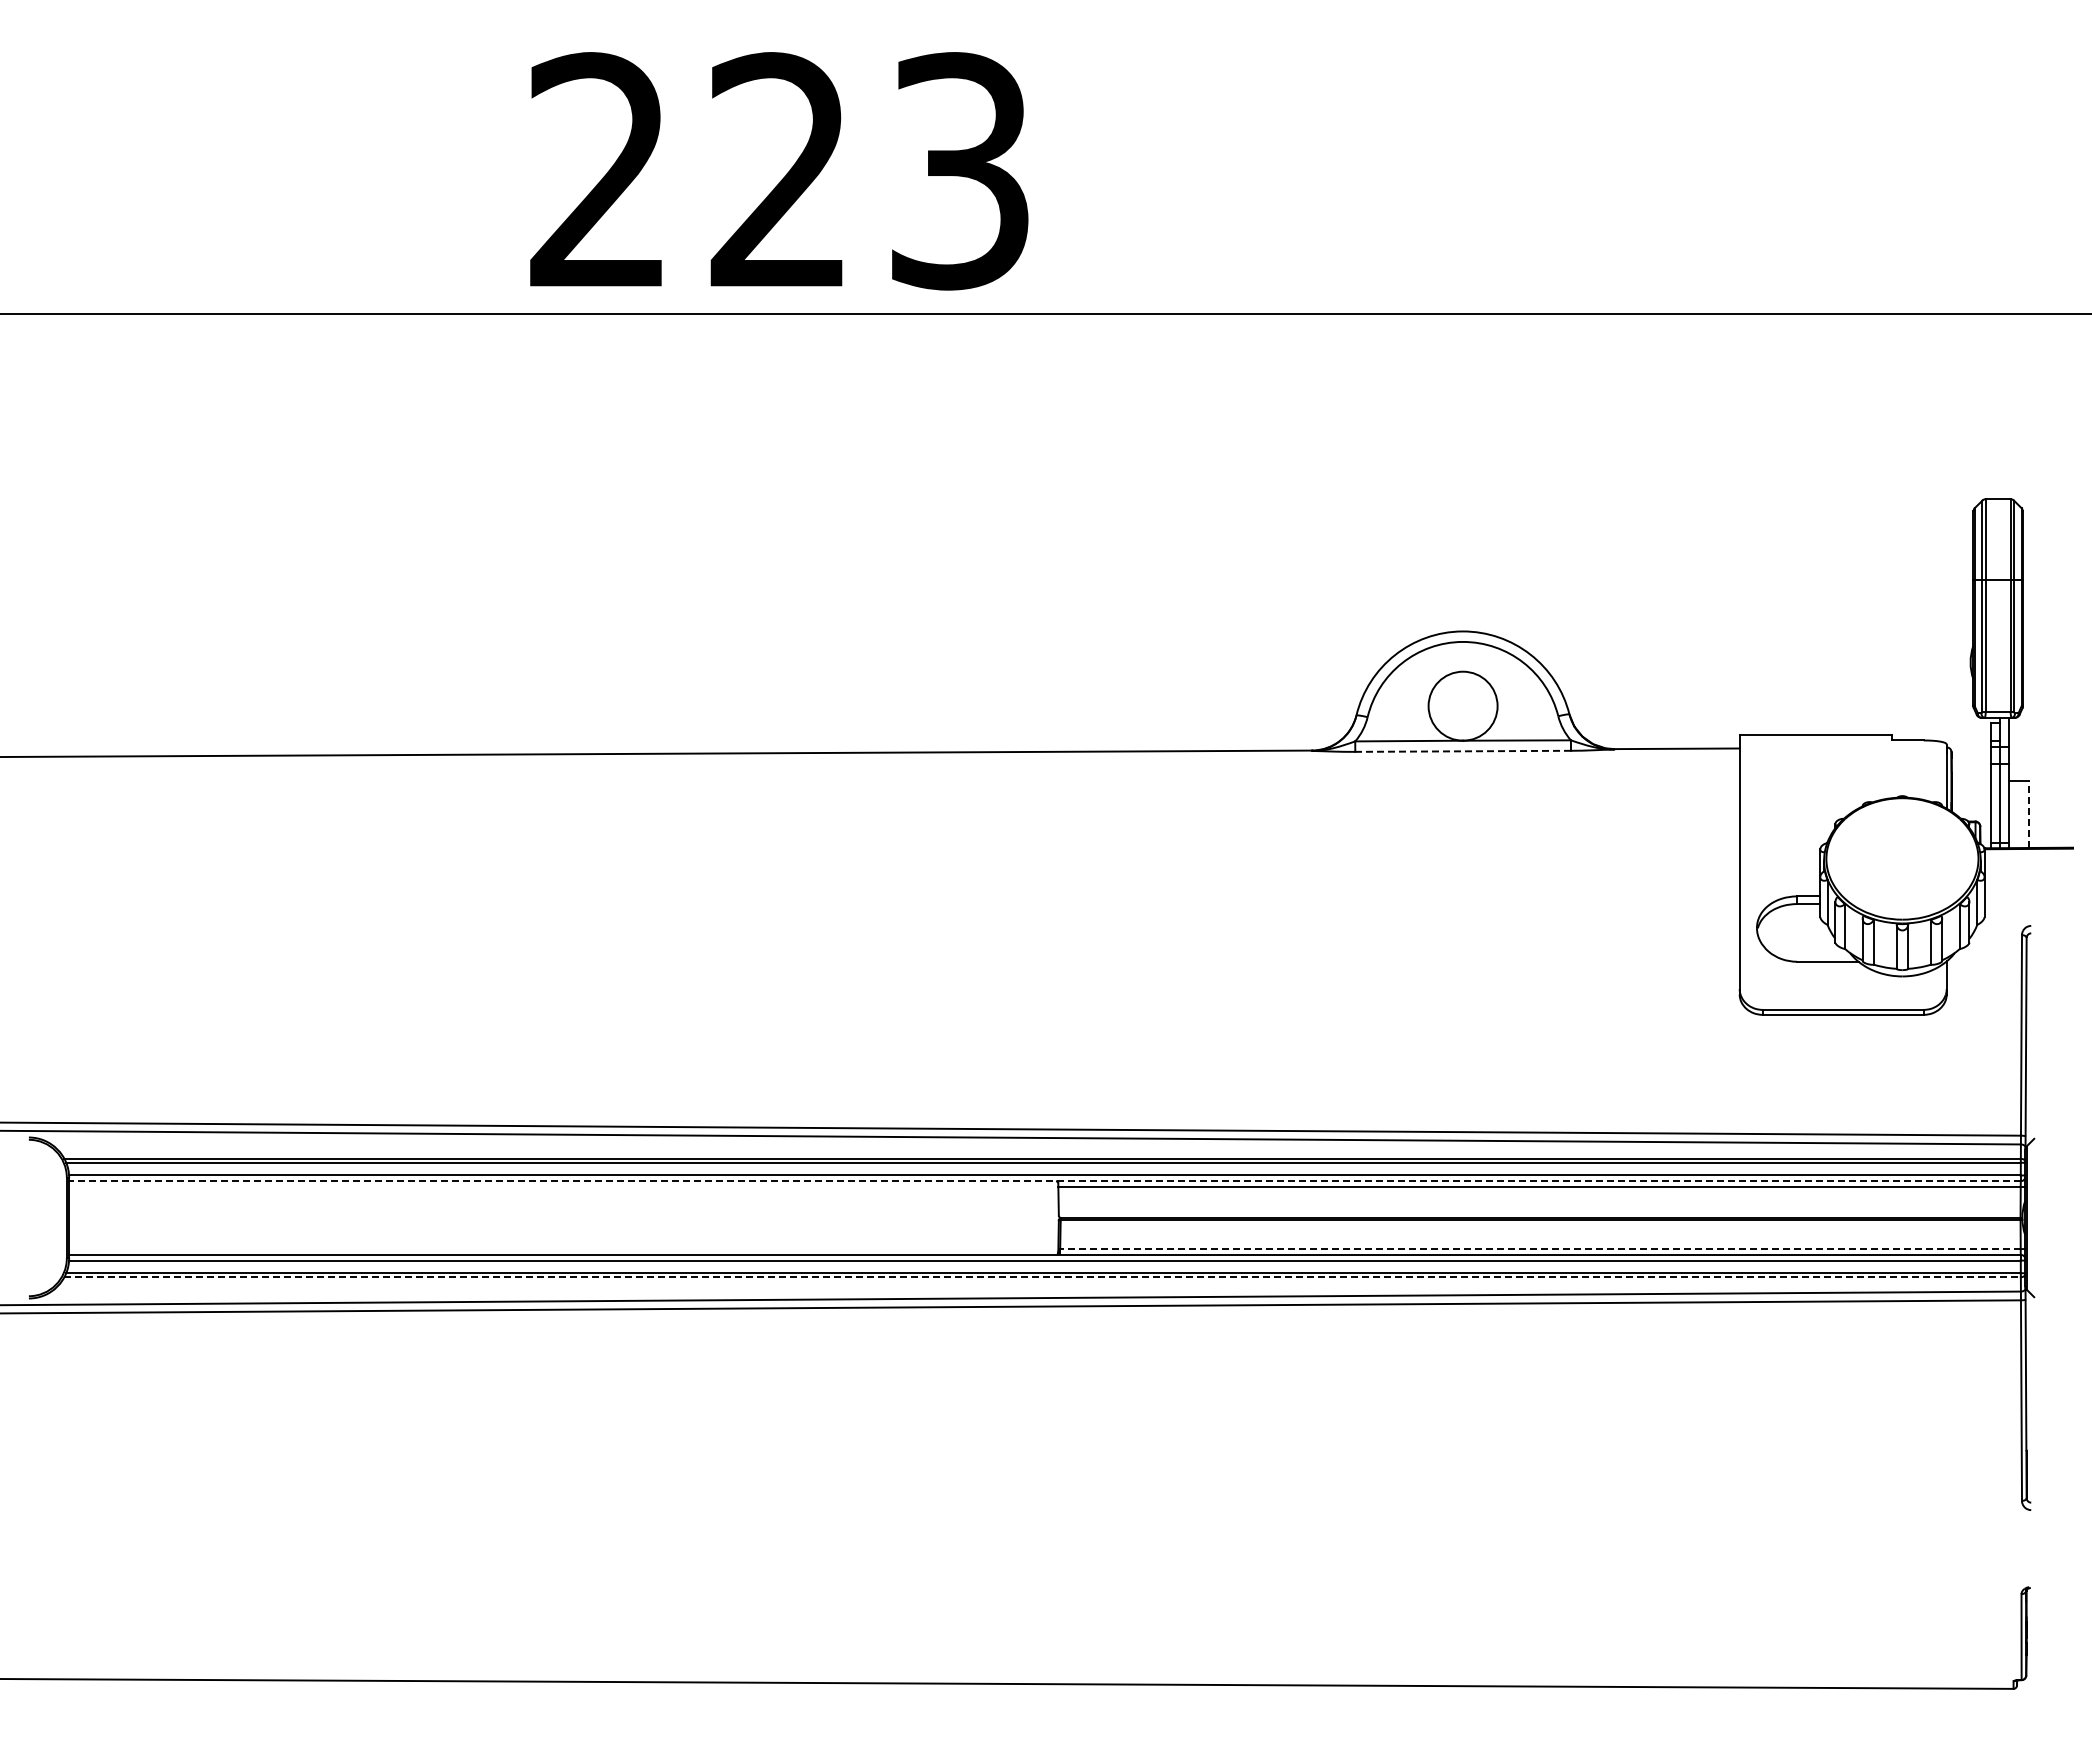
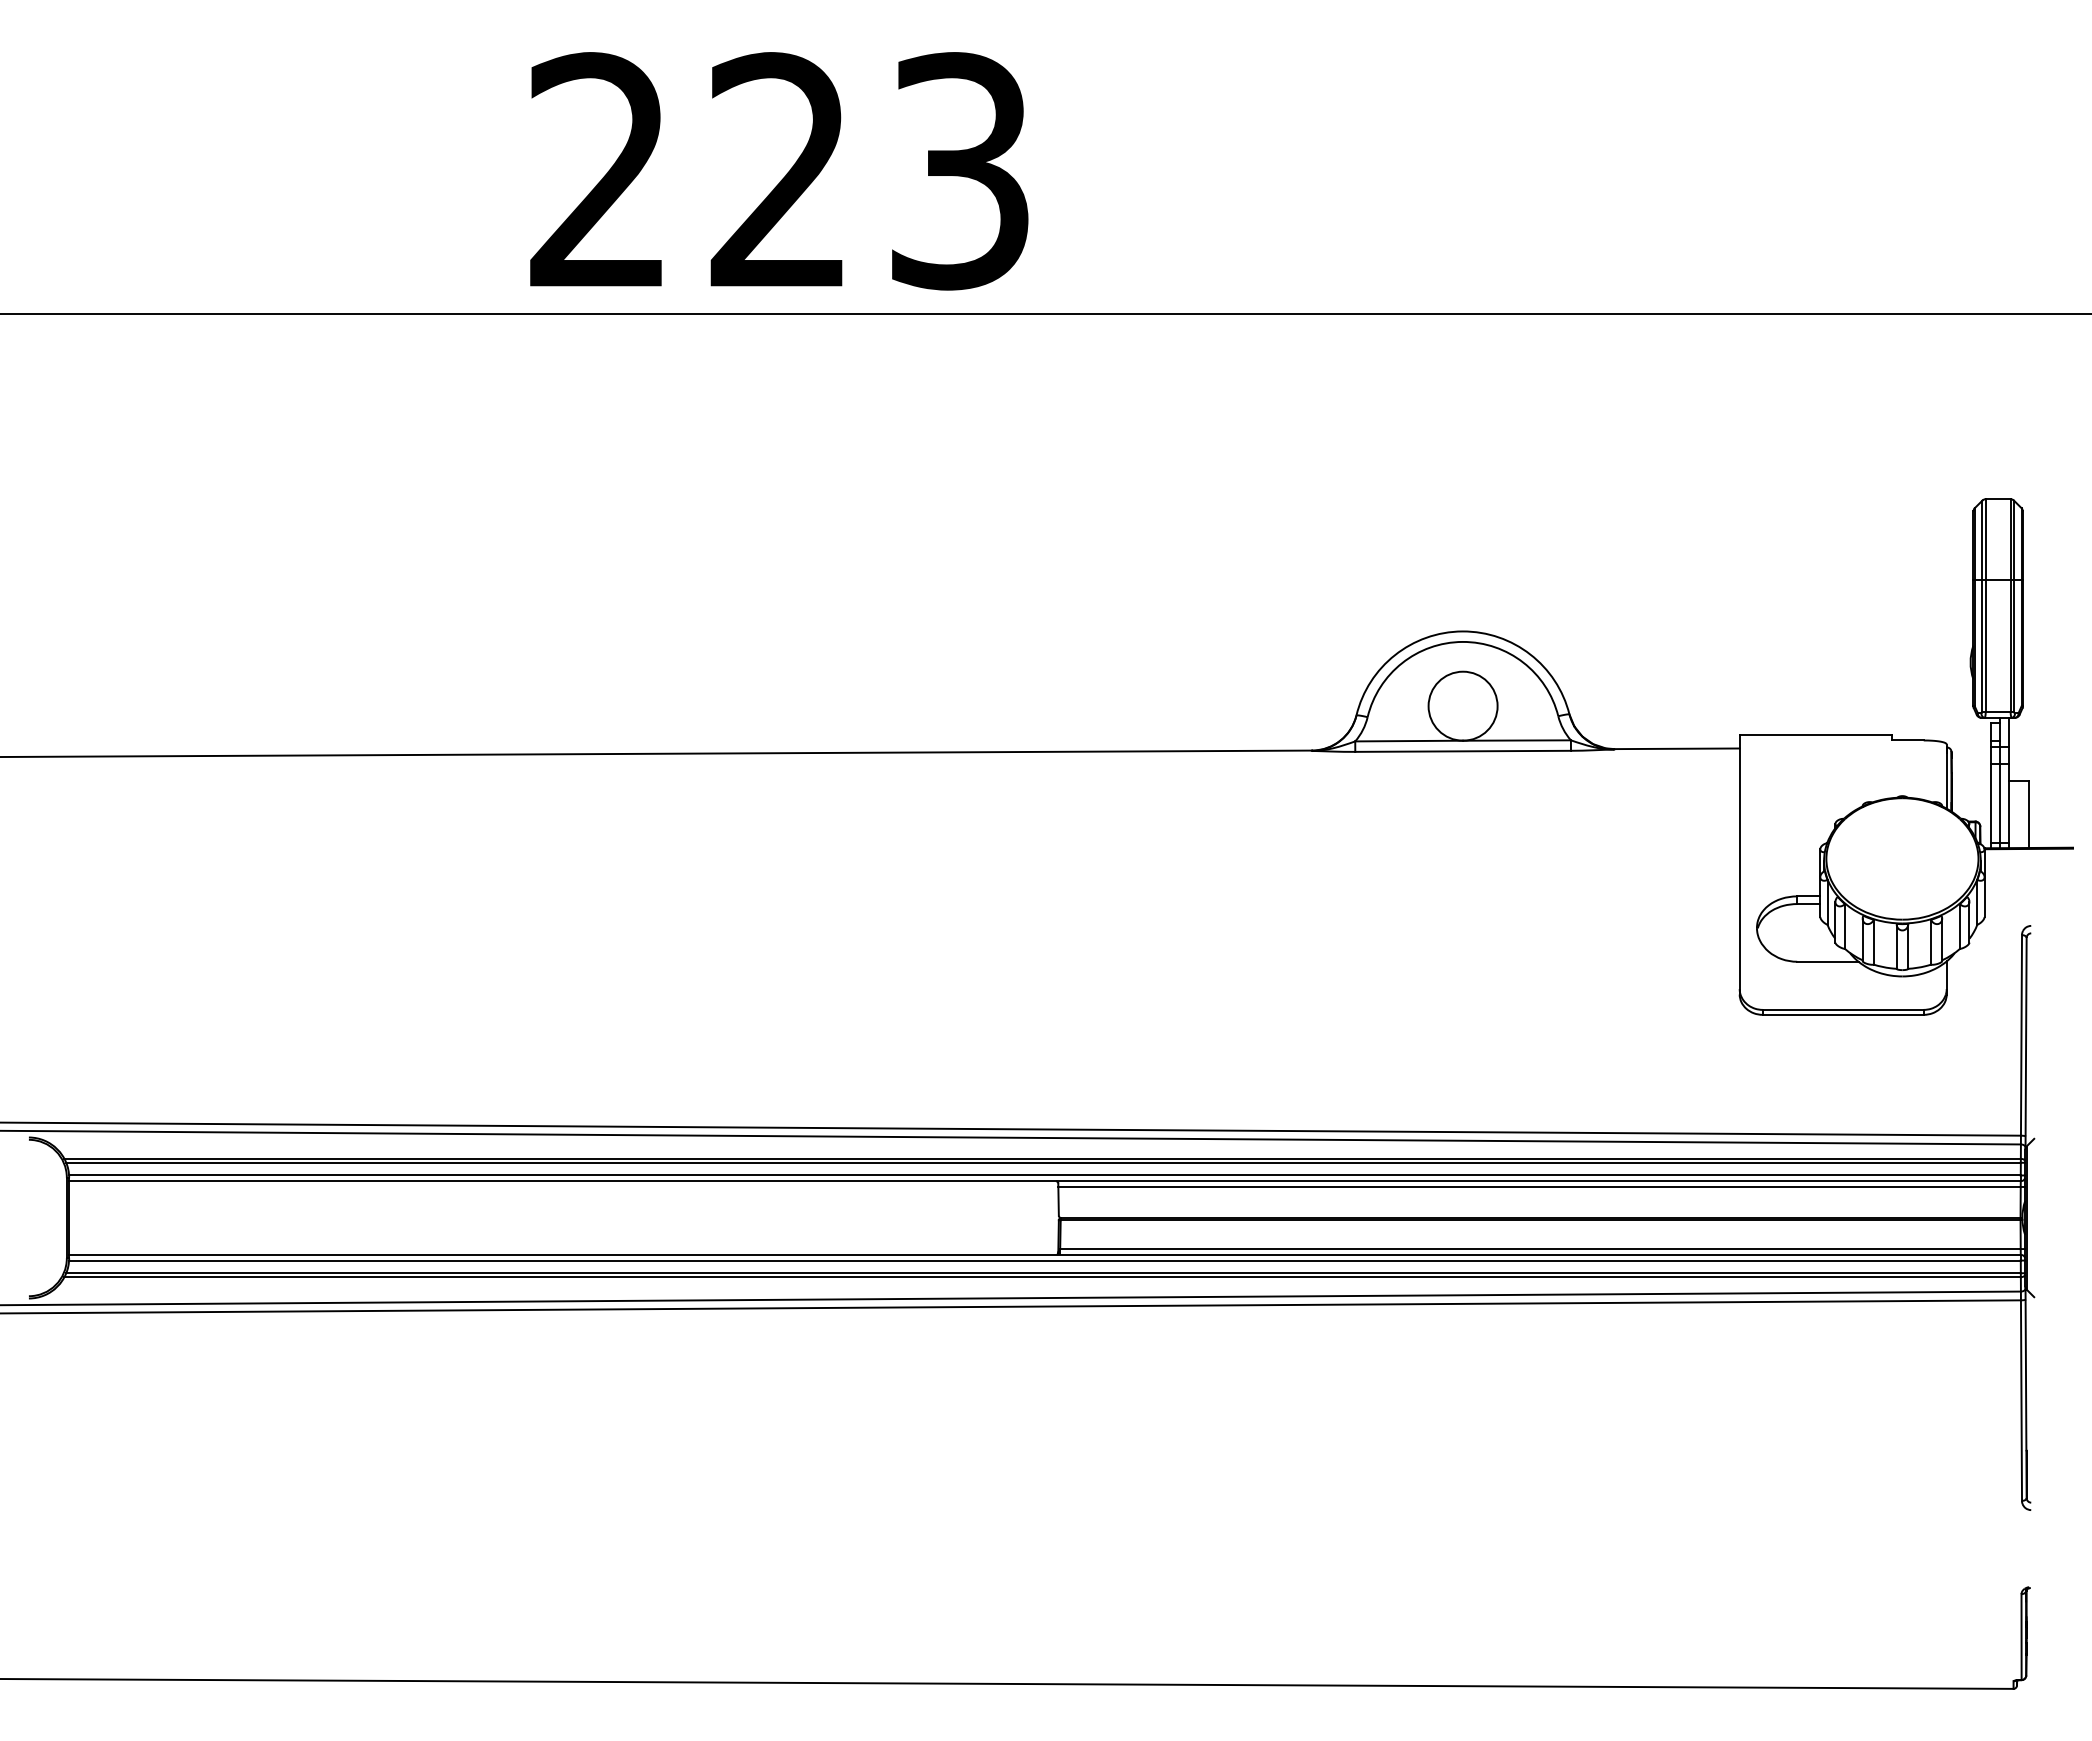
line: dashed -> solid (1463, 751)
line: dashed -> solid (2028, 814)
line: dashed -> solid (1044, 1181)
line: dashed -> solid (1539, 1249)
line: dashed -> solid (1043, 1277)
